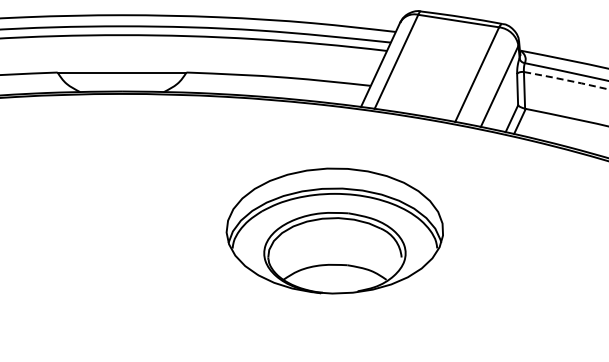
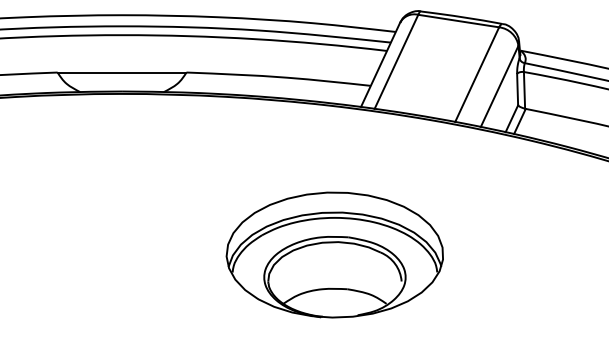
arc: dashed -> solid (566, 80)
part position: (334, 230) -> (334, 254) (334, 254)
